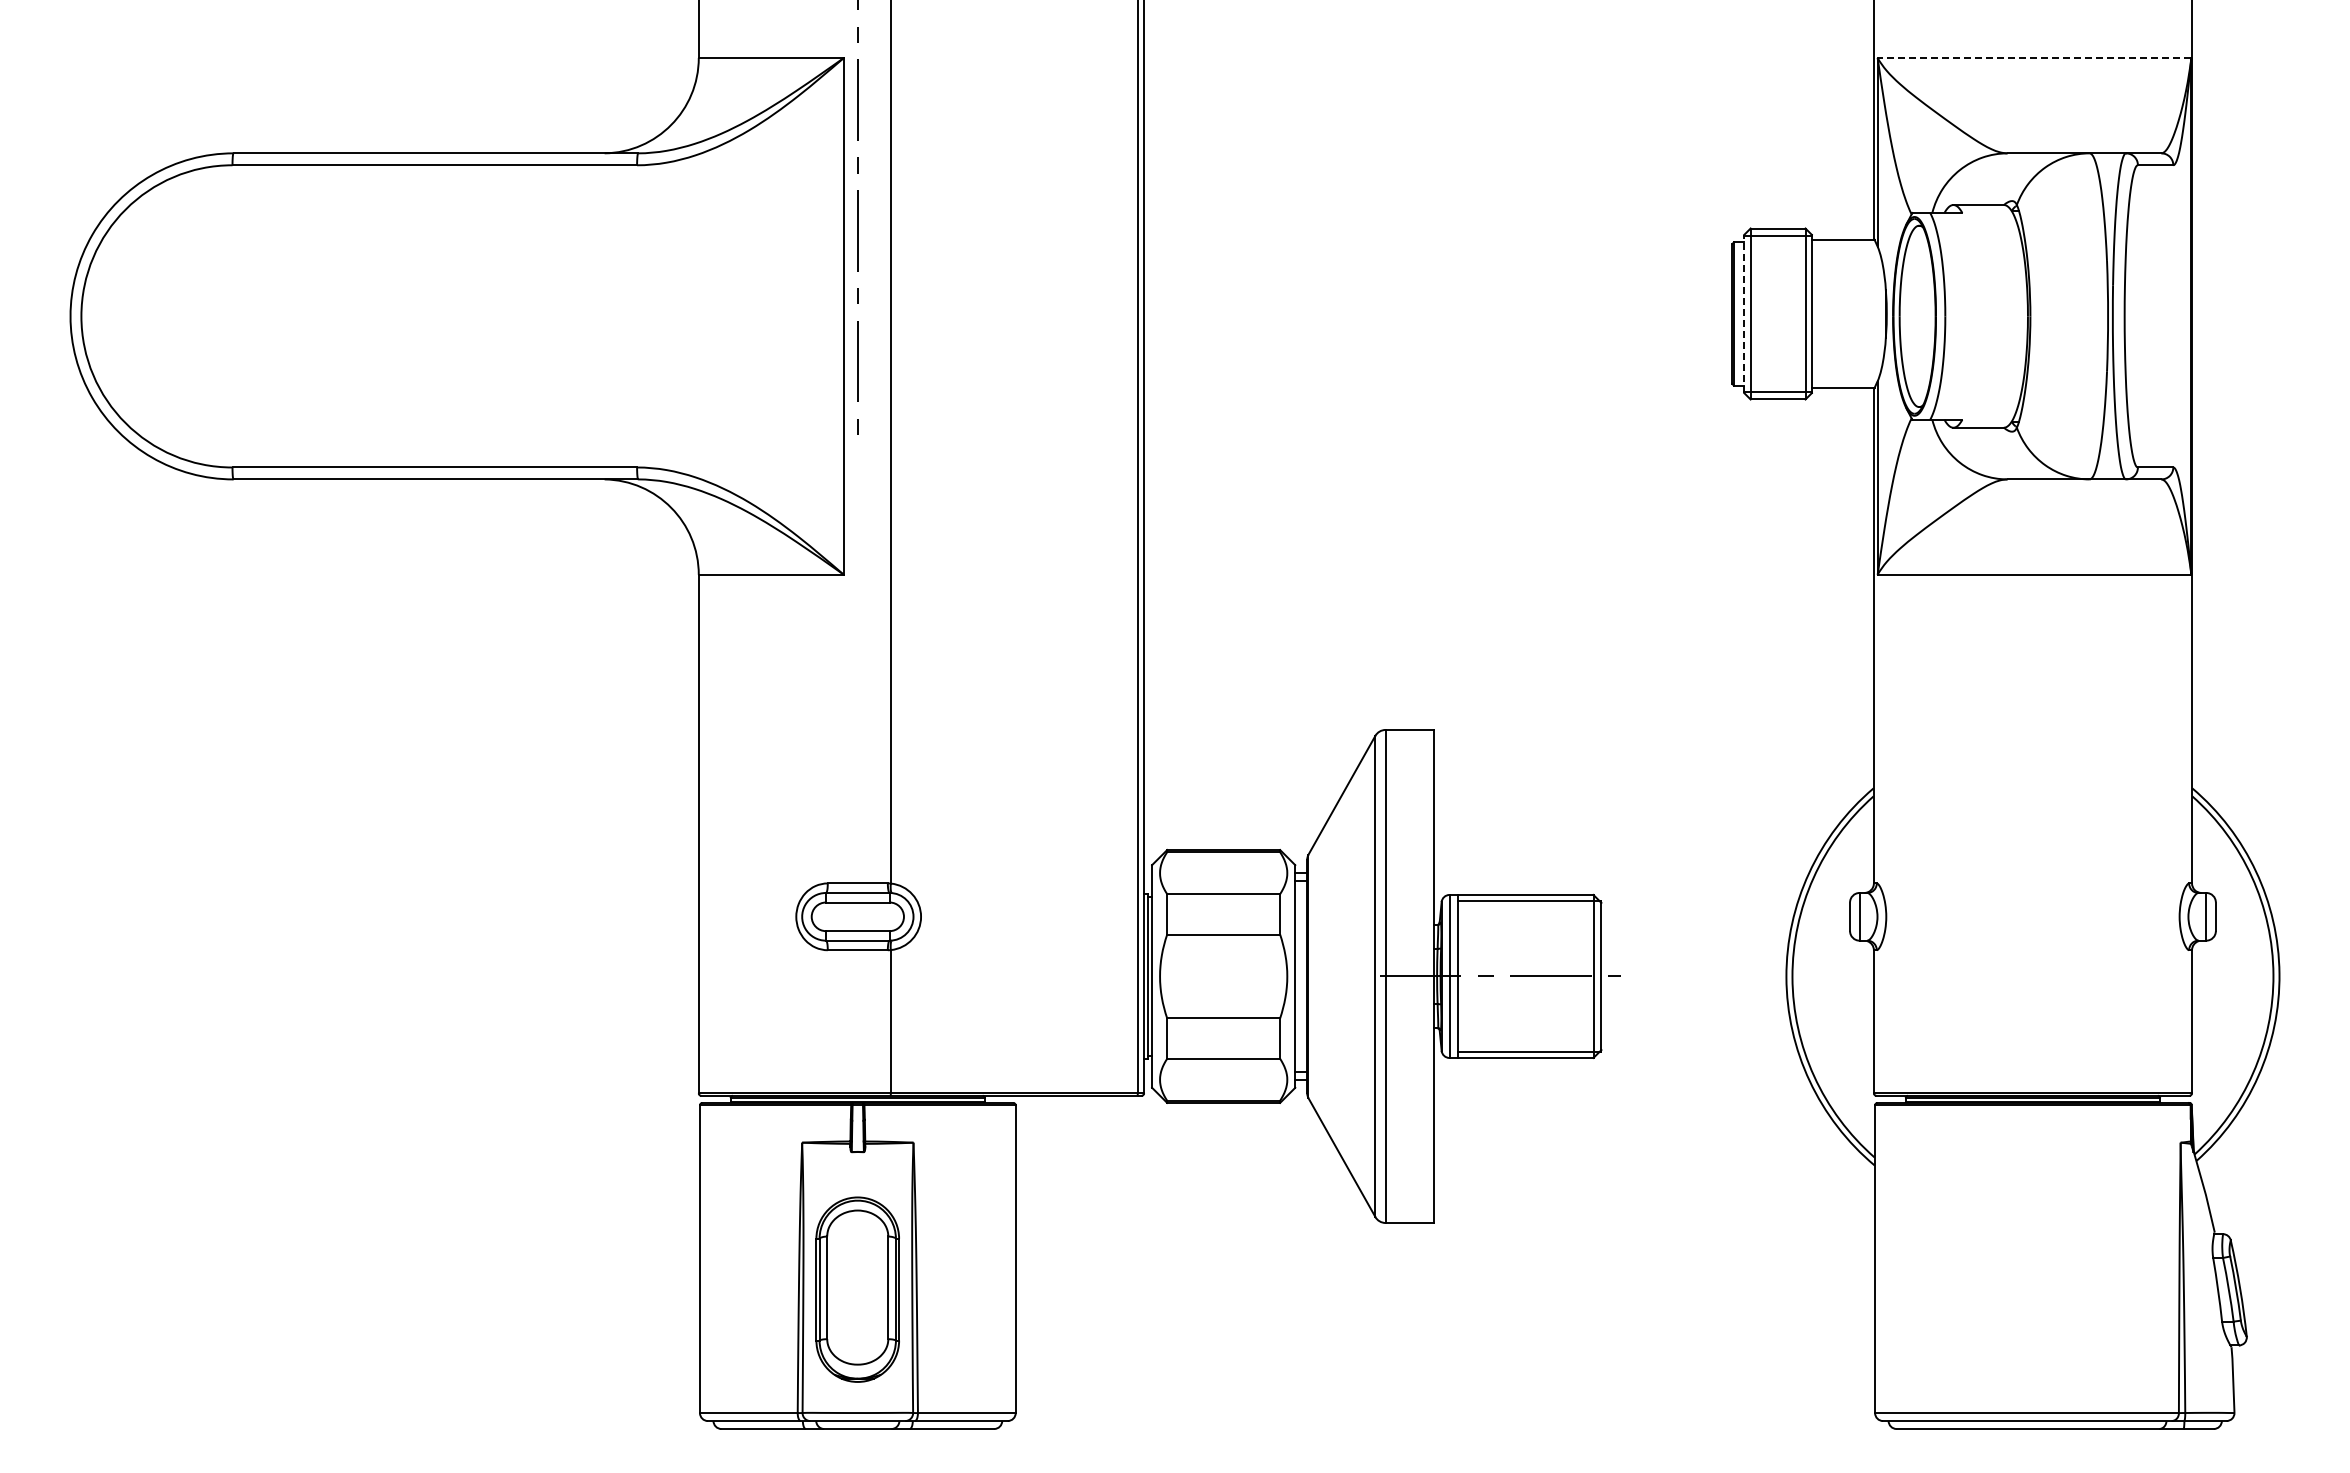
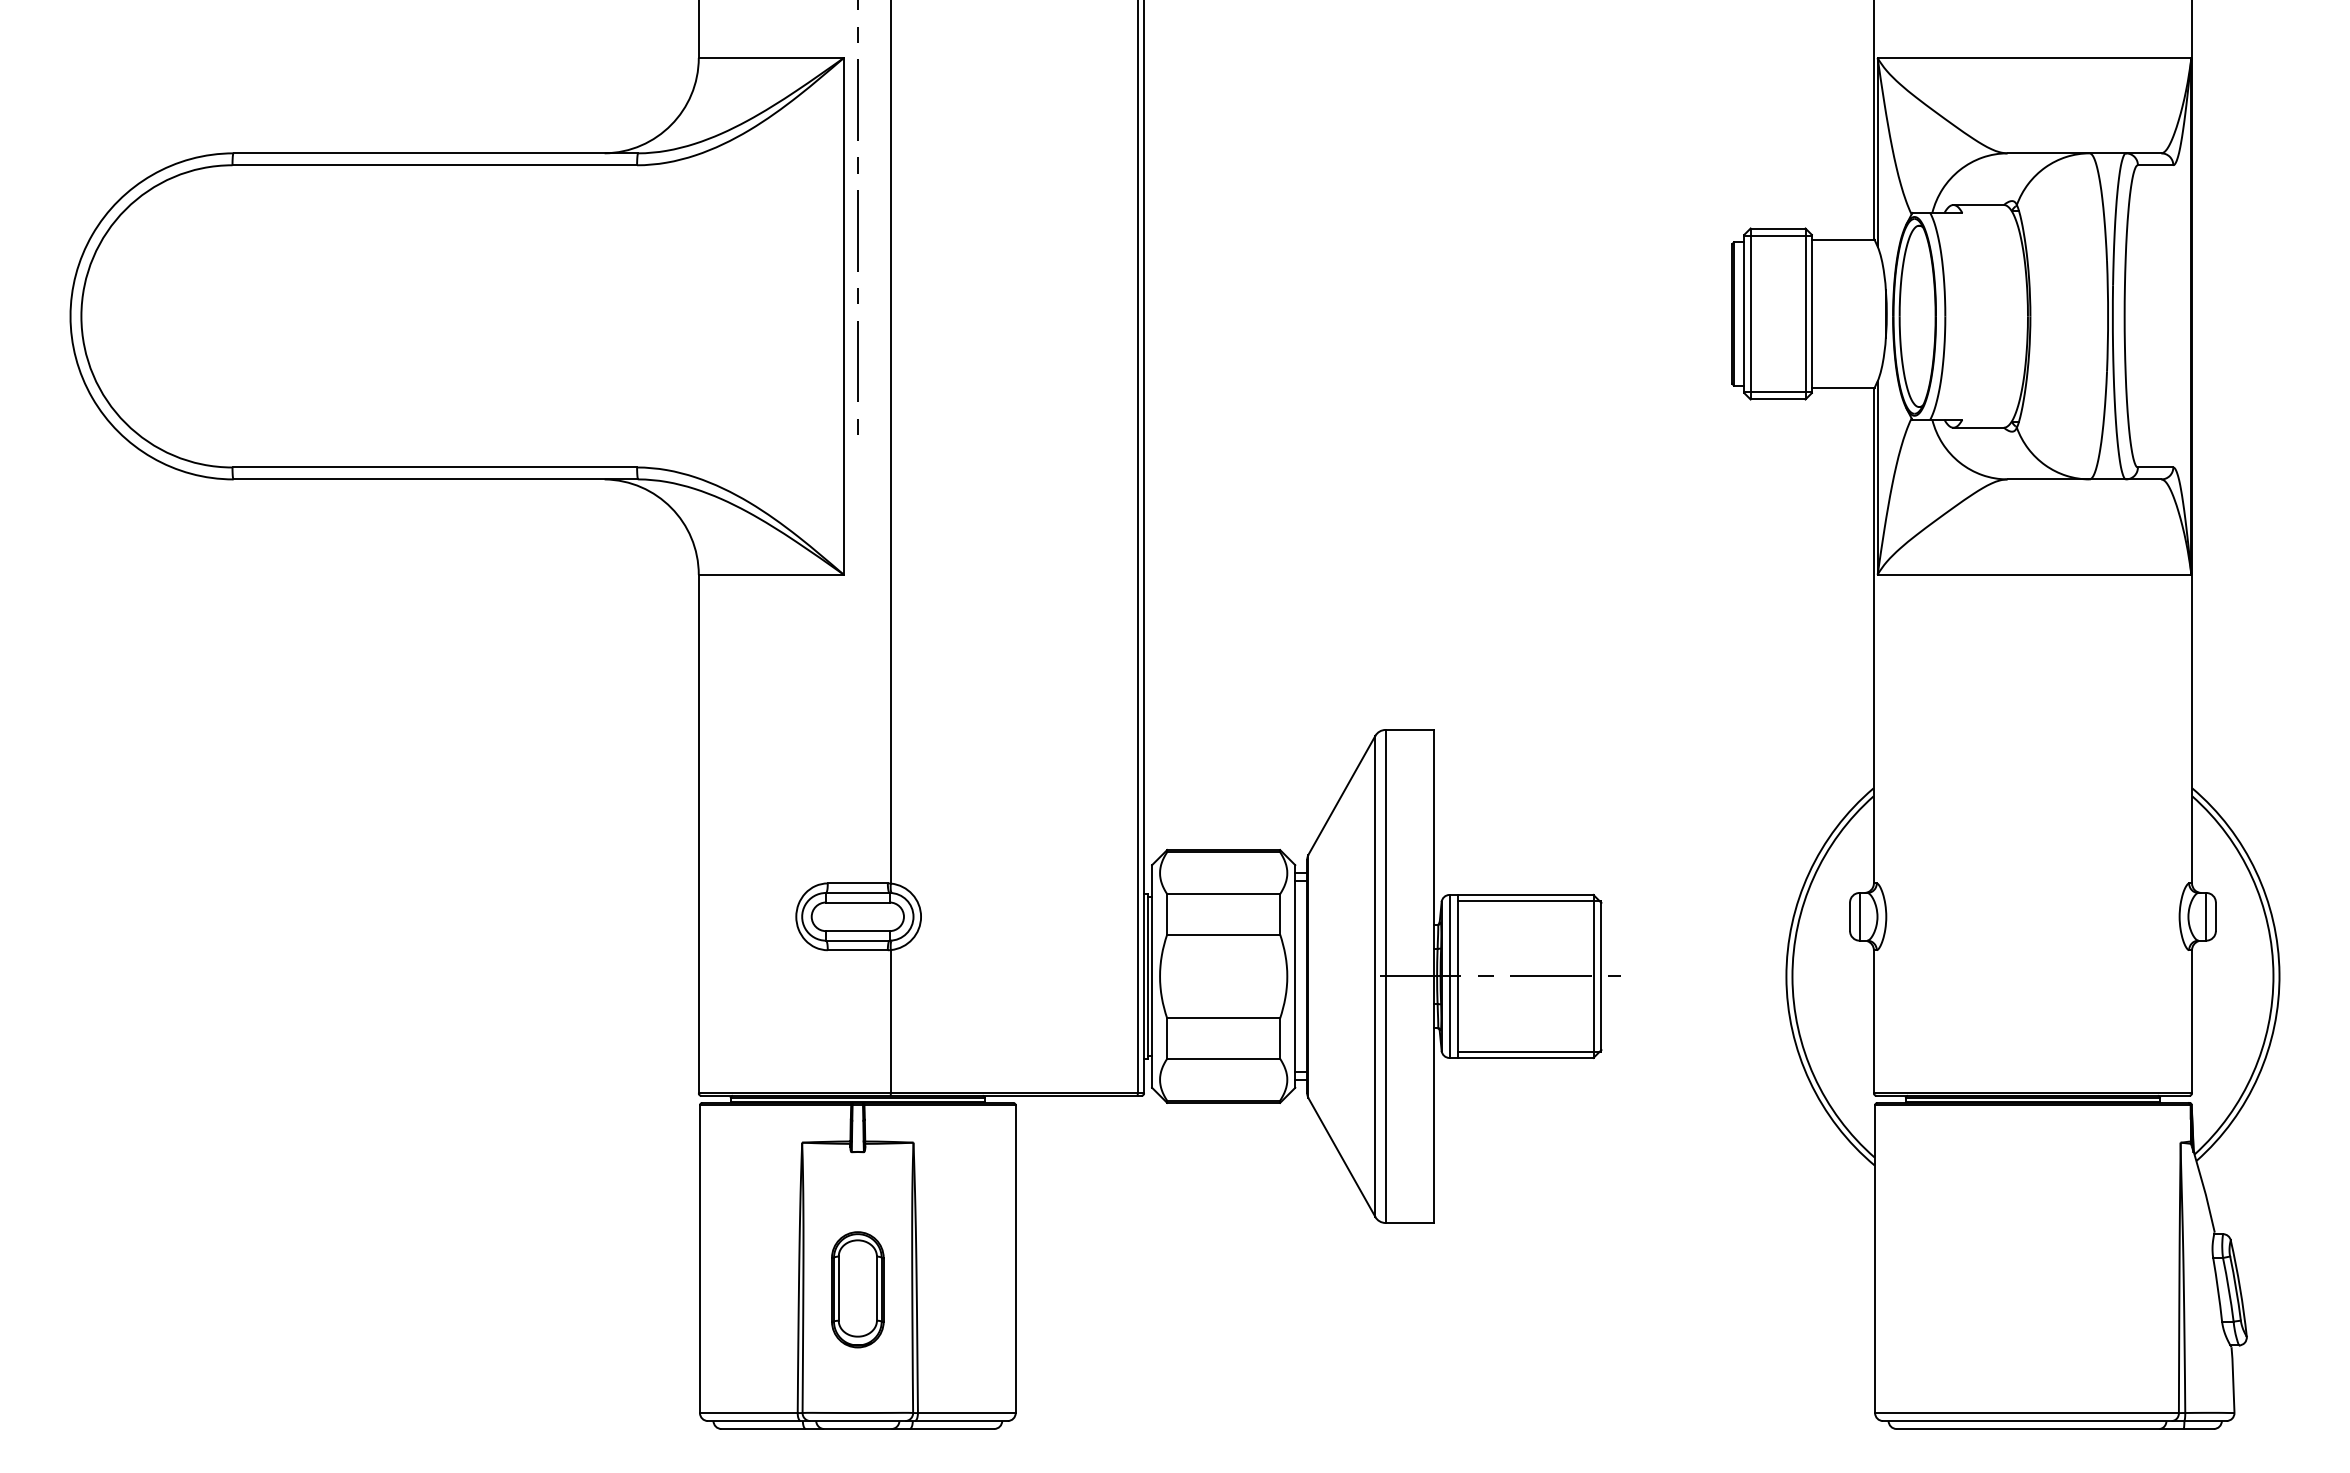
line: dashed -> solid (2034, 57)
line: dashed -> solid (1744, 313)
part size: 85x187 px -> 54x118 px (857, 1289)
